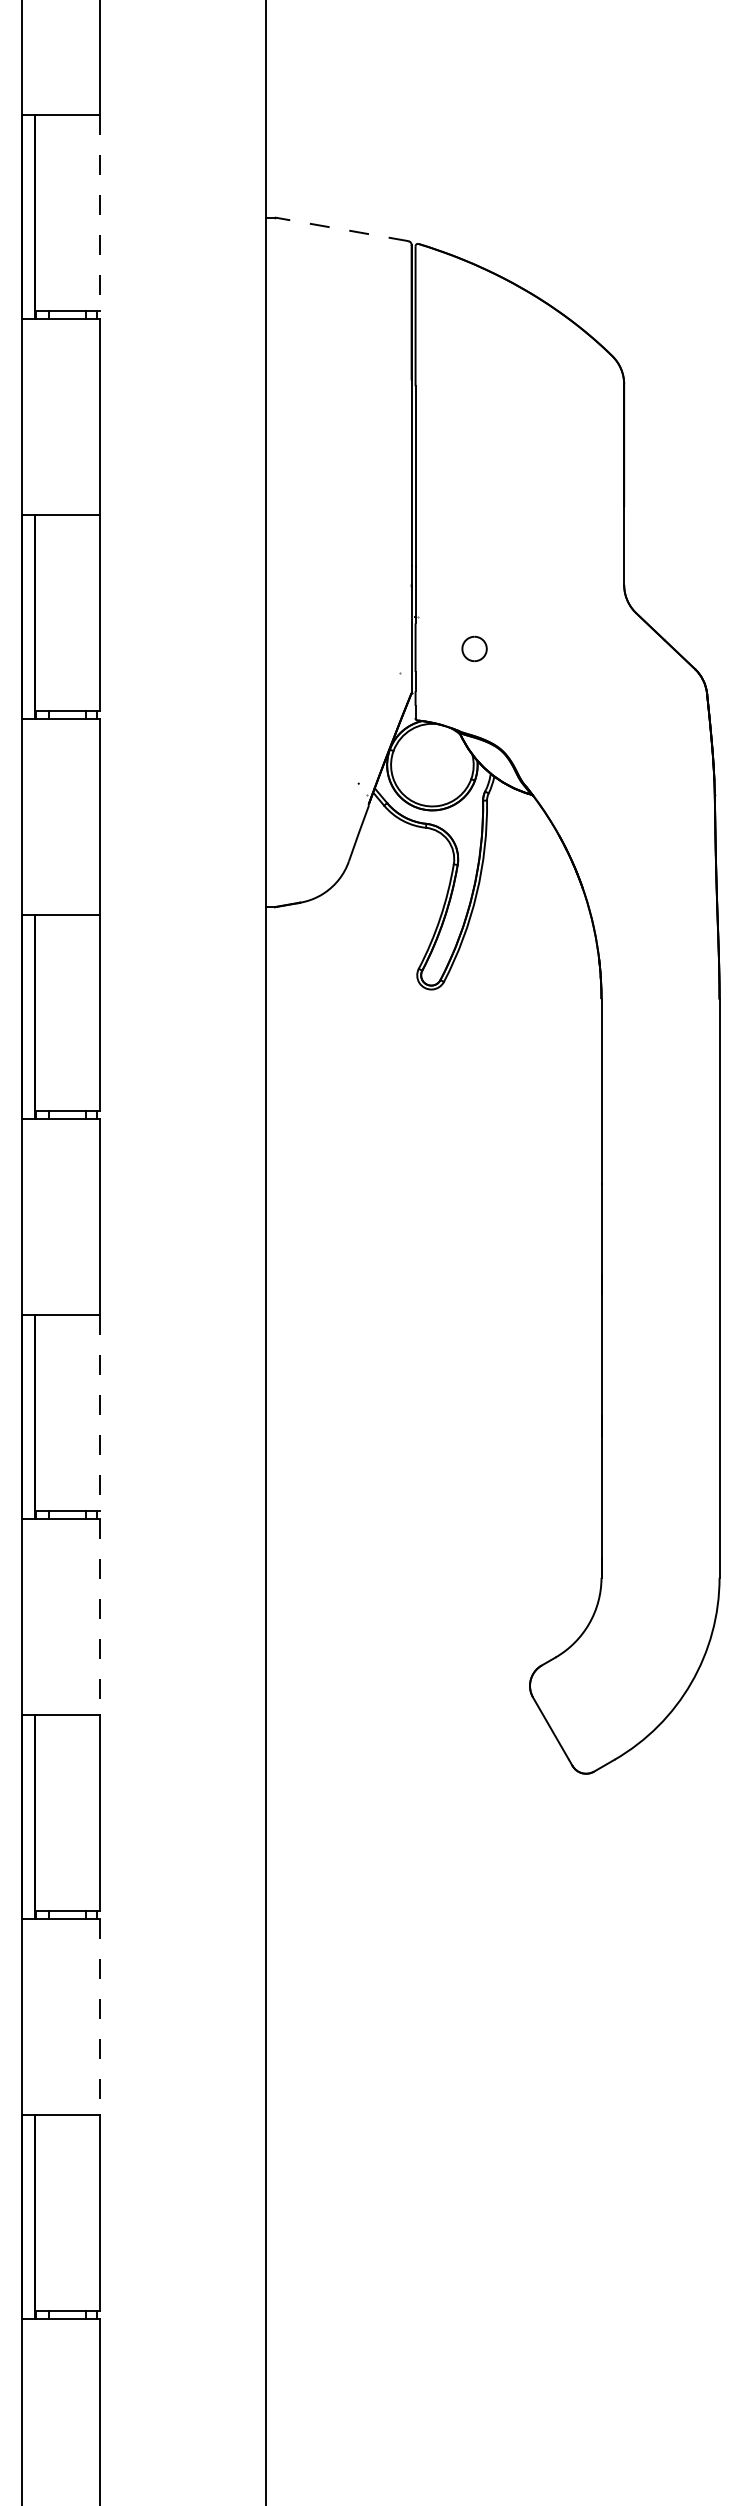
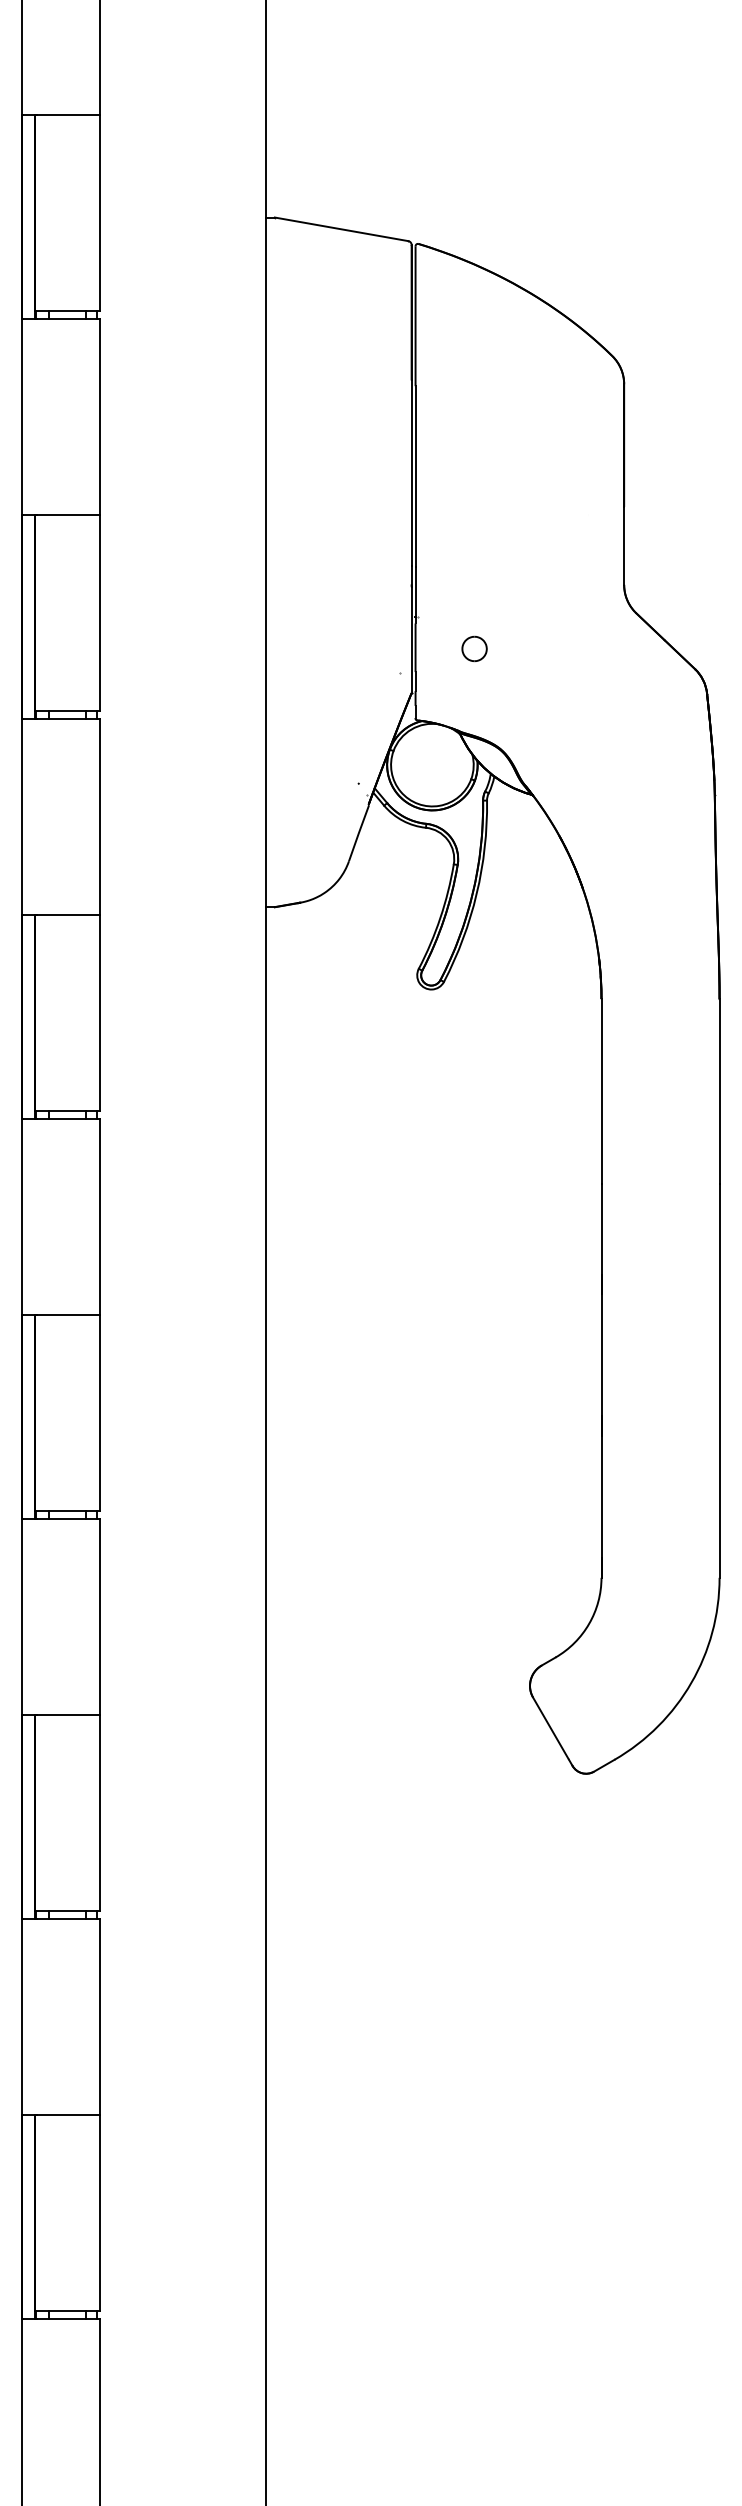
line: dashed -> solid (100, 213)
line: dashed -> solid (341, 229)
line: dashed -> solid (100, 1412)
line: dashed -> solid (100, 1616)
line: dashed -> solid (100, 2016)
